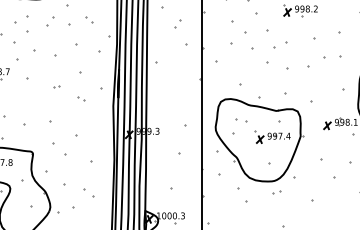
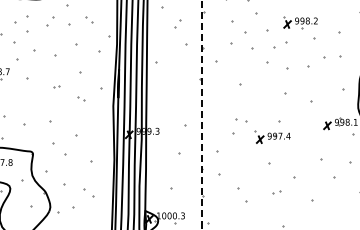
part position: (300, 10) -> (300, 22) (300, 22)
line: solid -> dashed (201, 115)
part: present -> none (259, 139)
